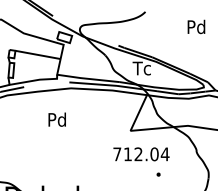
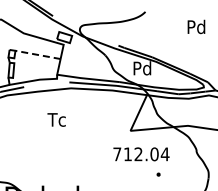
line: solid -> dashed (38, 54)
text: Tc -> Pd (141, 68)
text: Pd -> Tc (56, 119)
